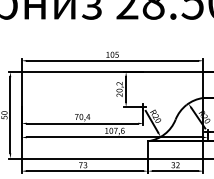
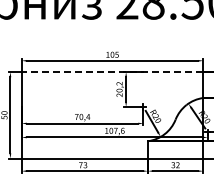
line: solid -> dashed (112, 72)
